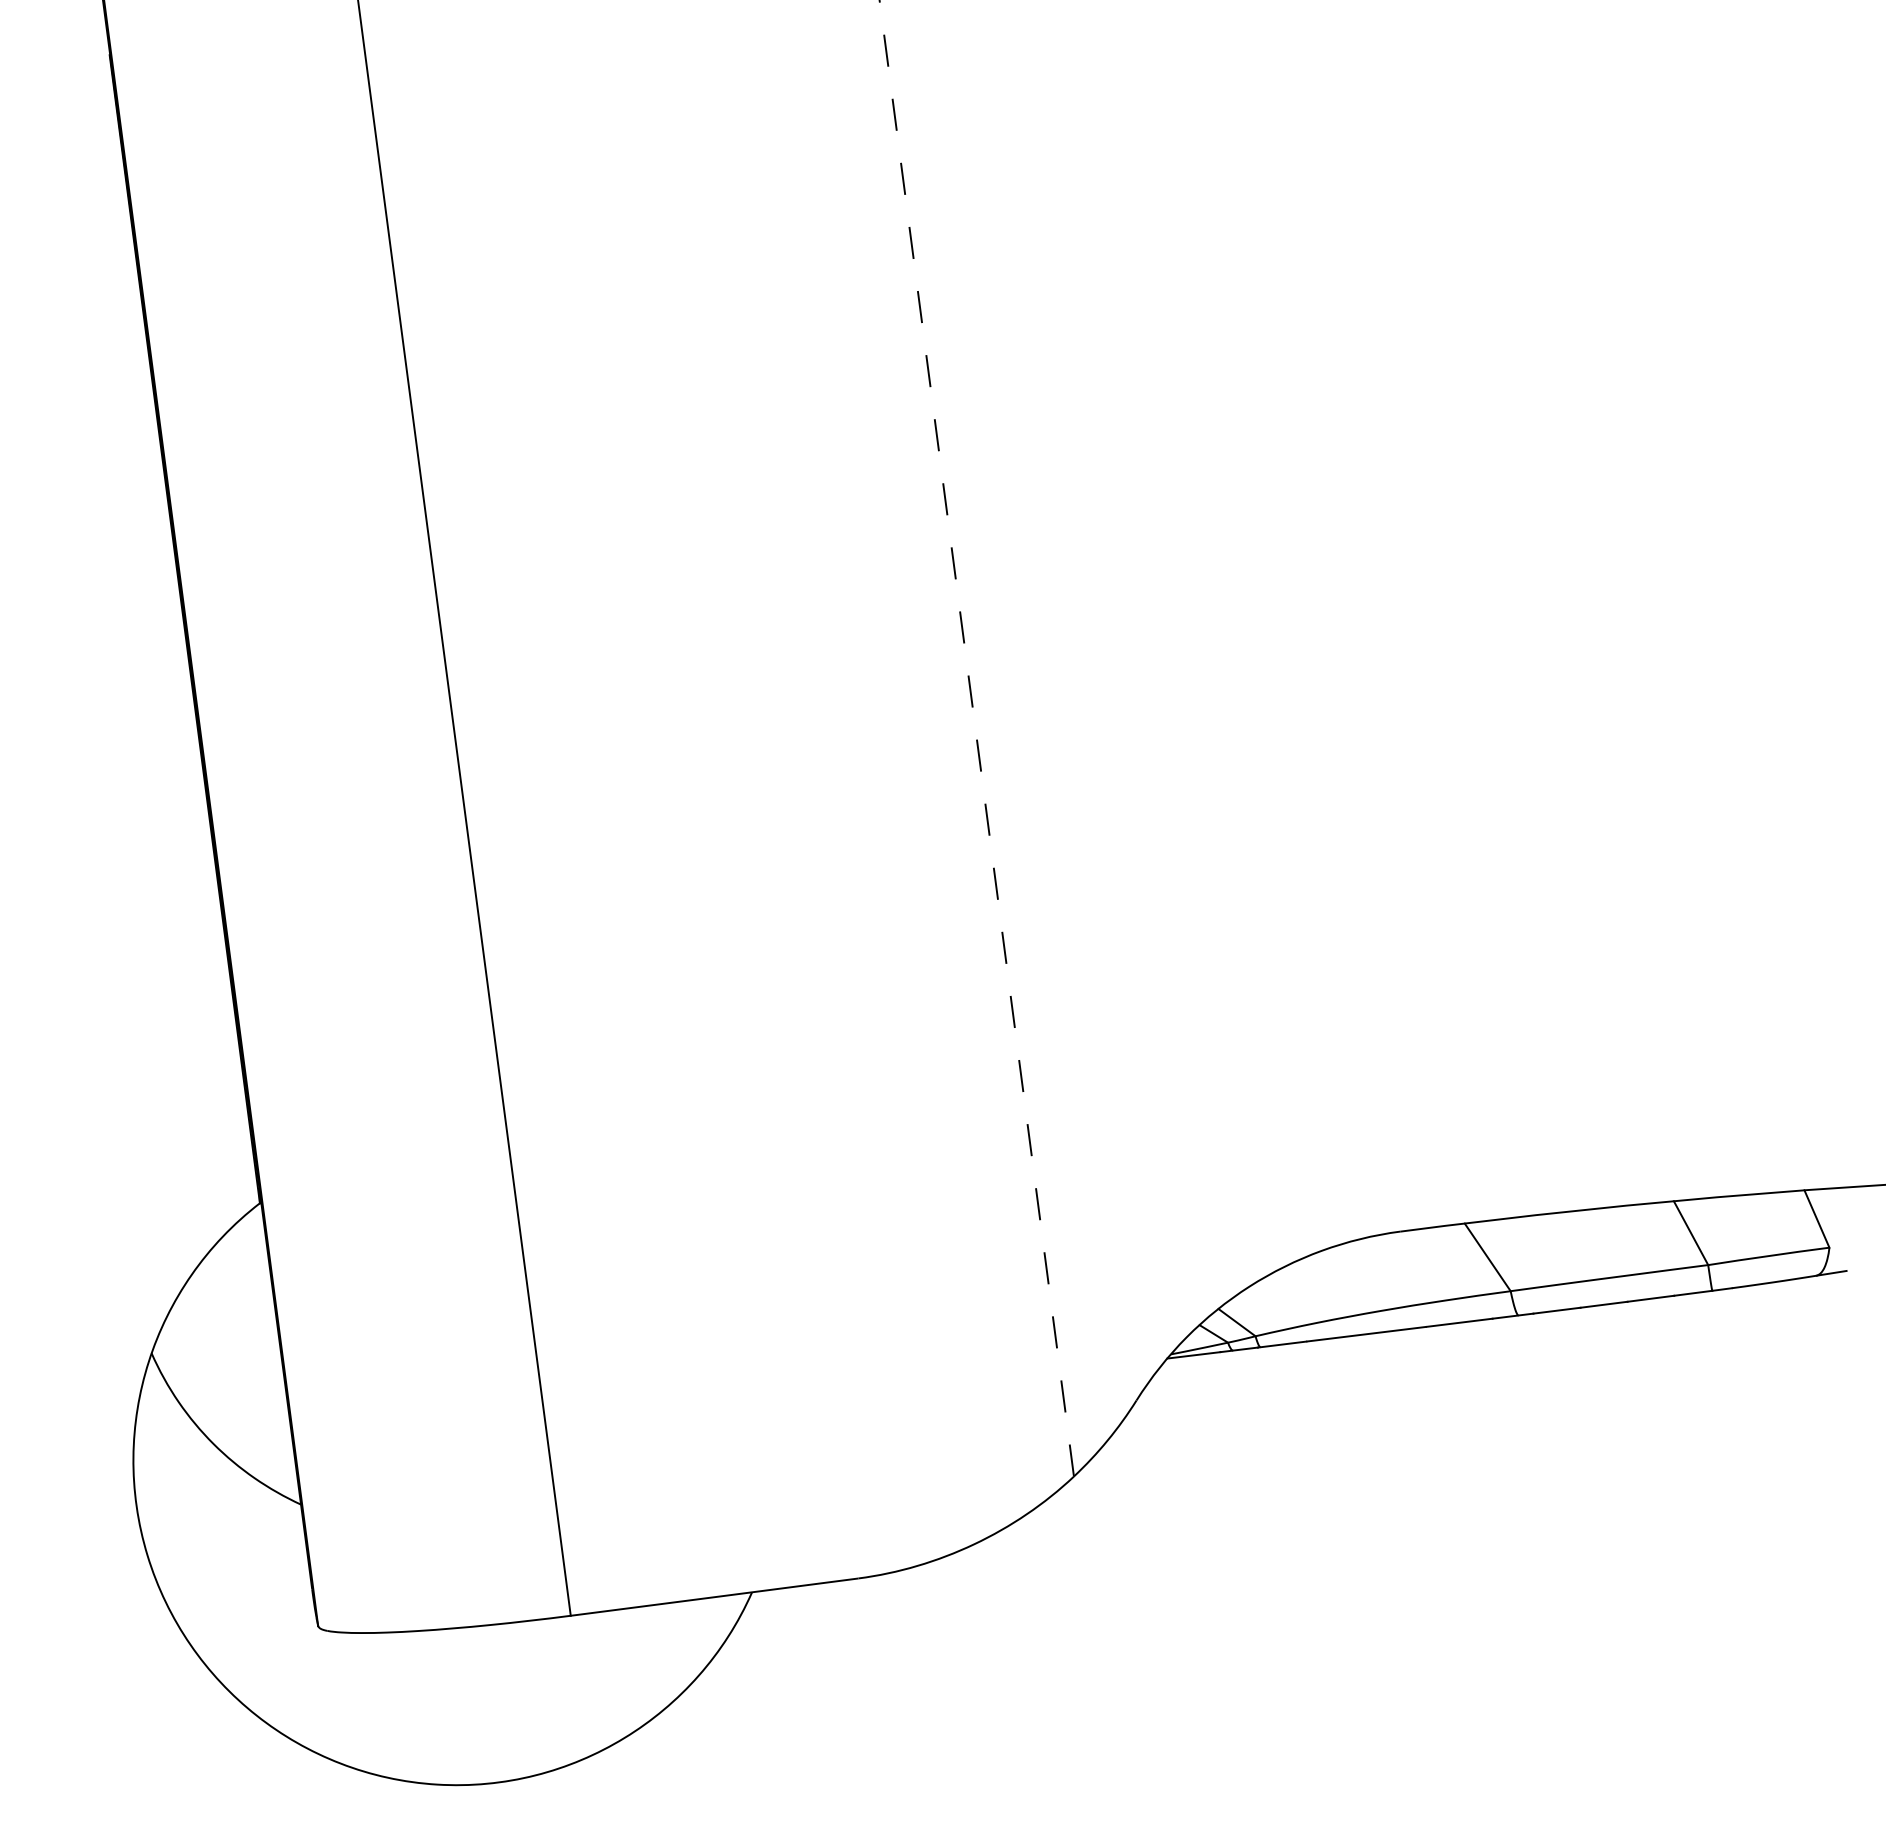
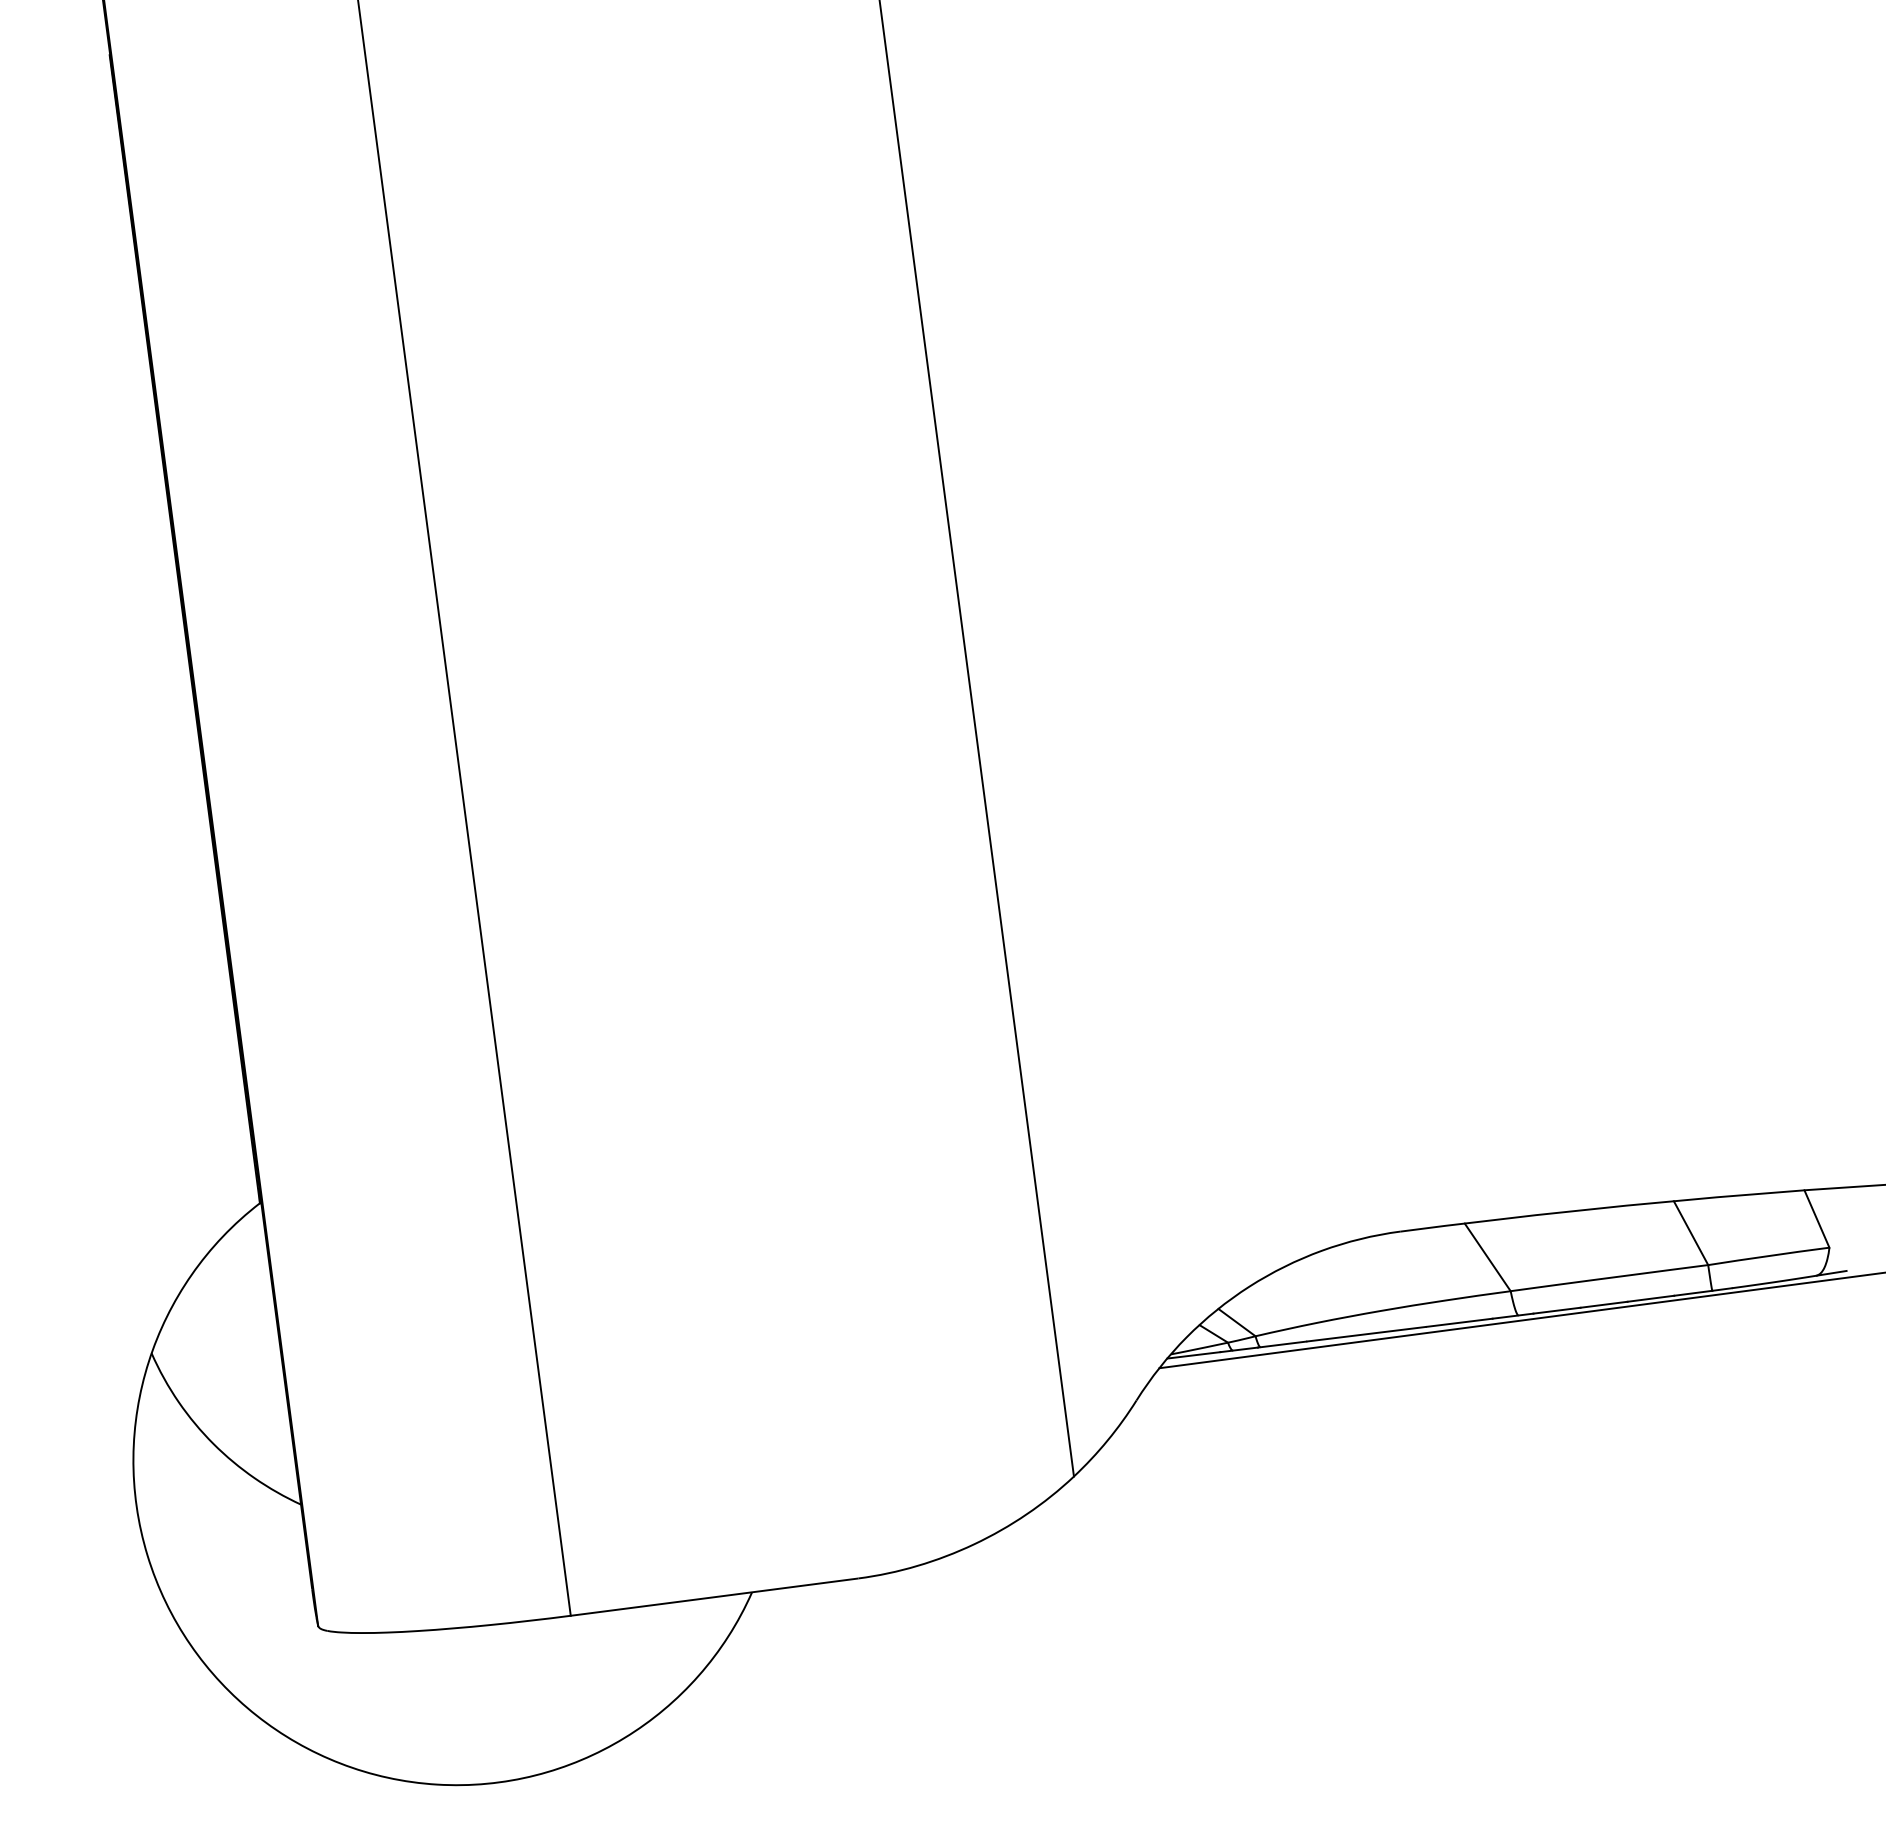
line: dashed -> solid (976, 737)
line: none -> present (1520, 1320)
